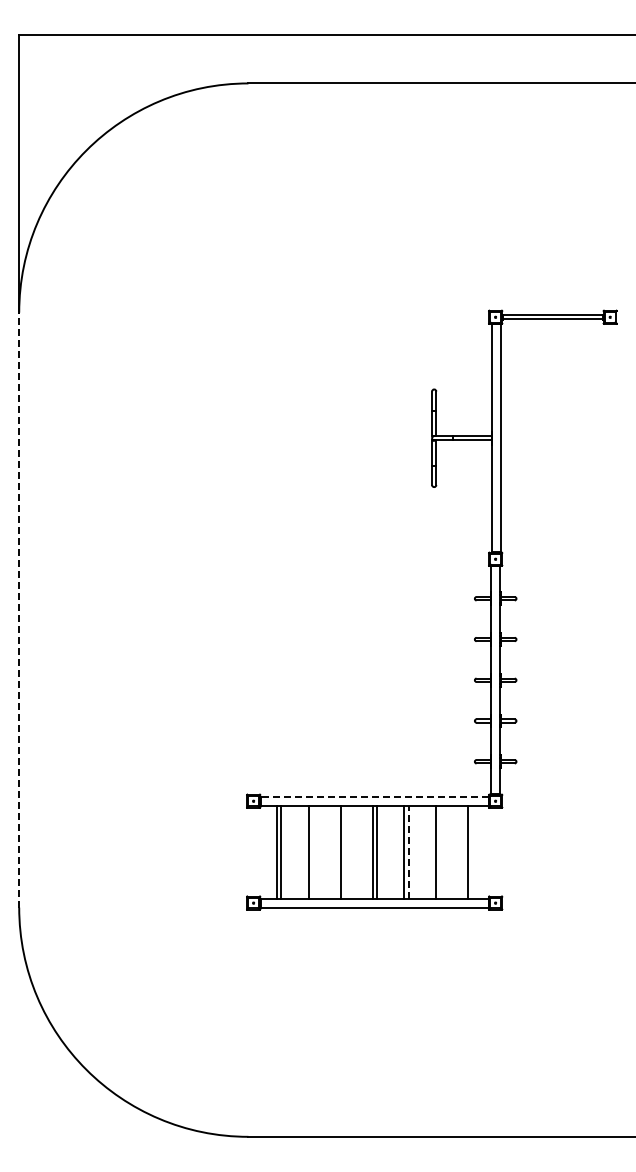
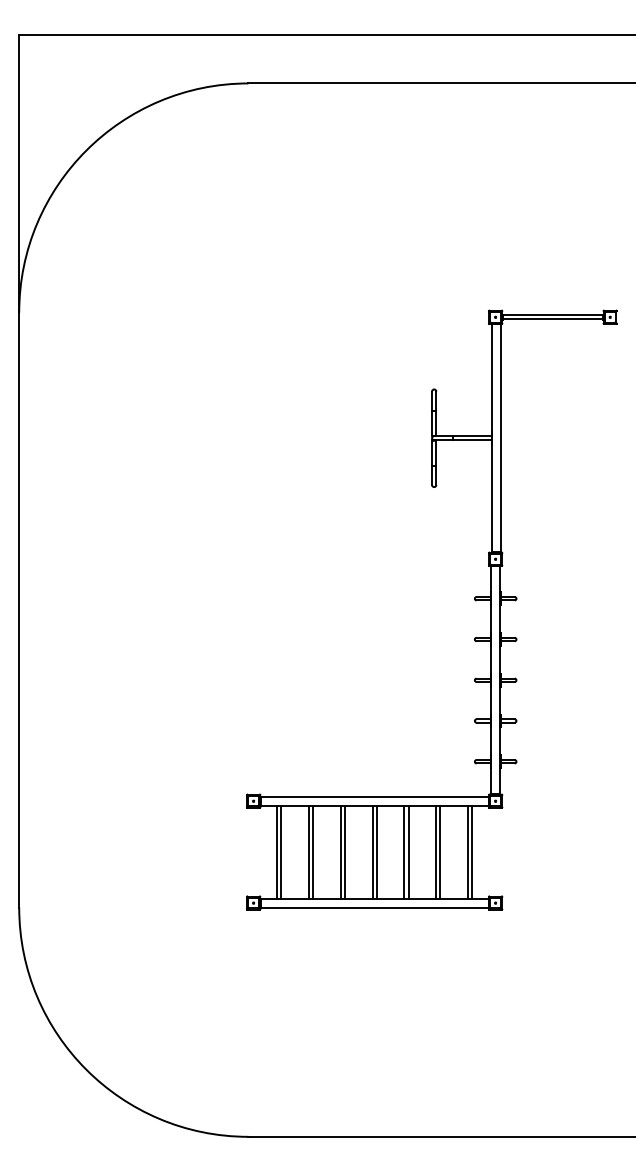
line: dashed -> solid (19, 609)
line: dashed -> solid (374, 796)
line: none -> present (313, 851)
line: none -> present (344, 851)
line: dashed -> solid (408, 851)
line: none -> present (440, 851)
line: none -> present (472, 851)
